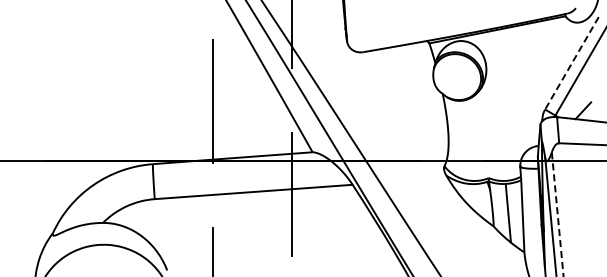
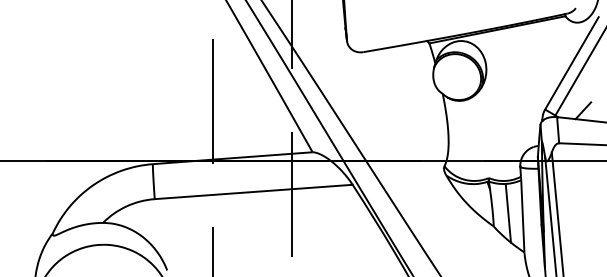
line: dashed -> solid (571, 63)
line: dashed -> solid (557, 214)
